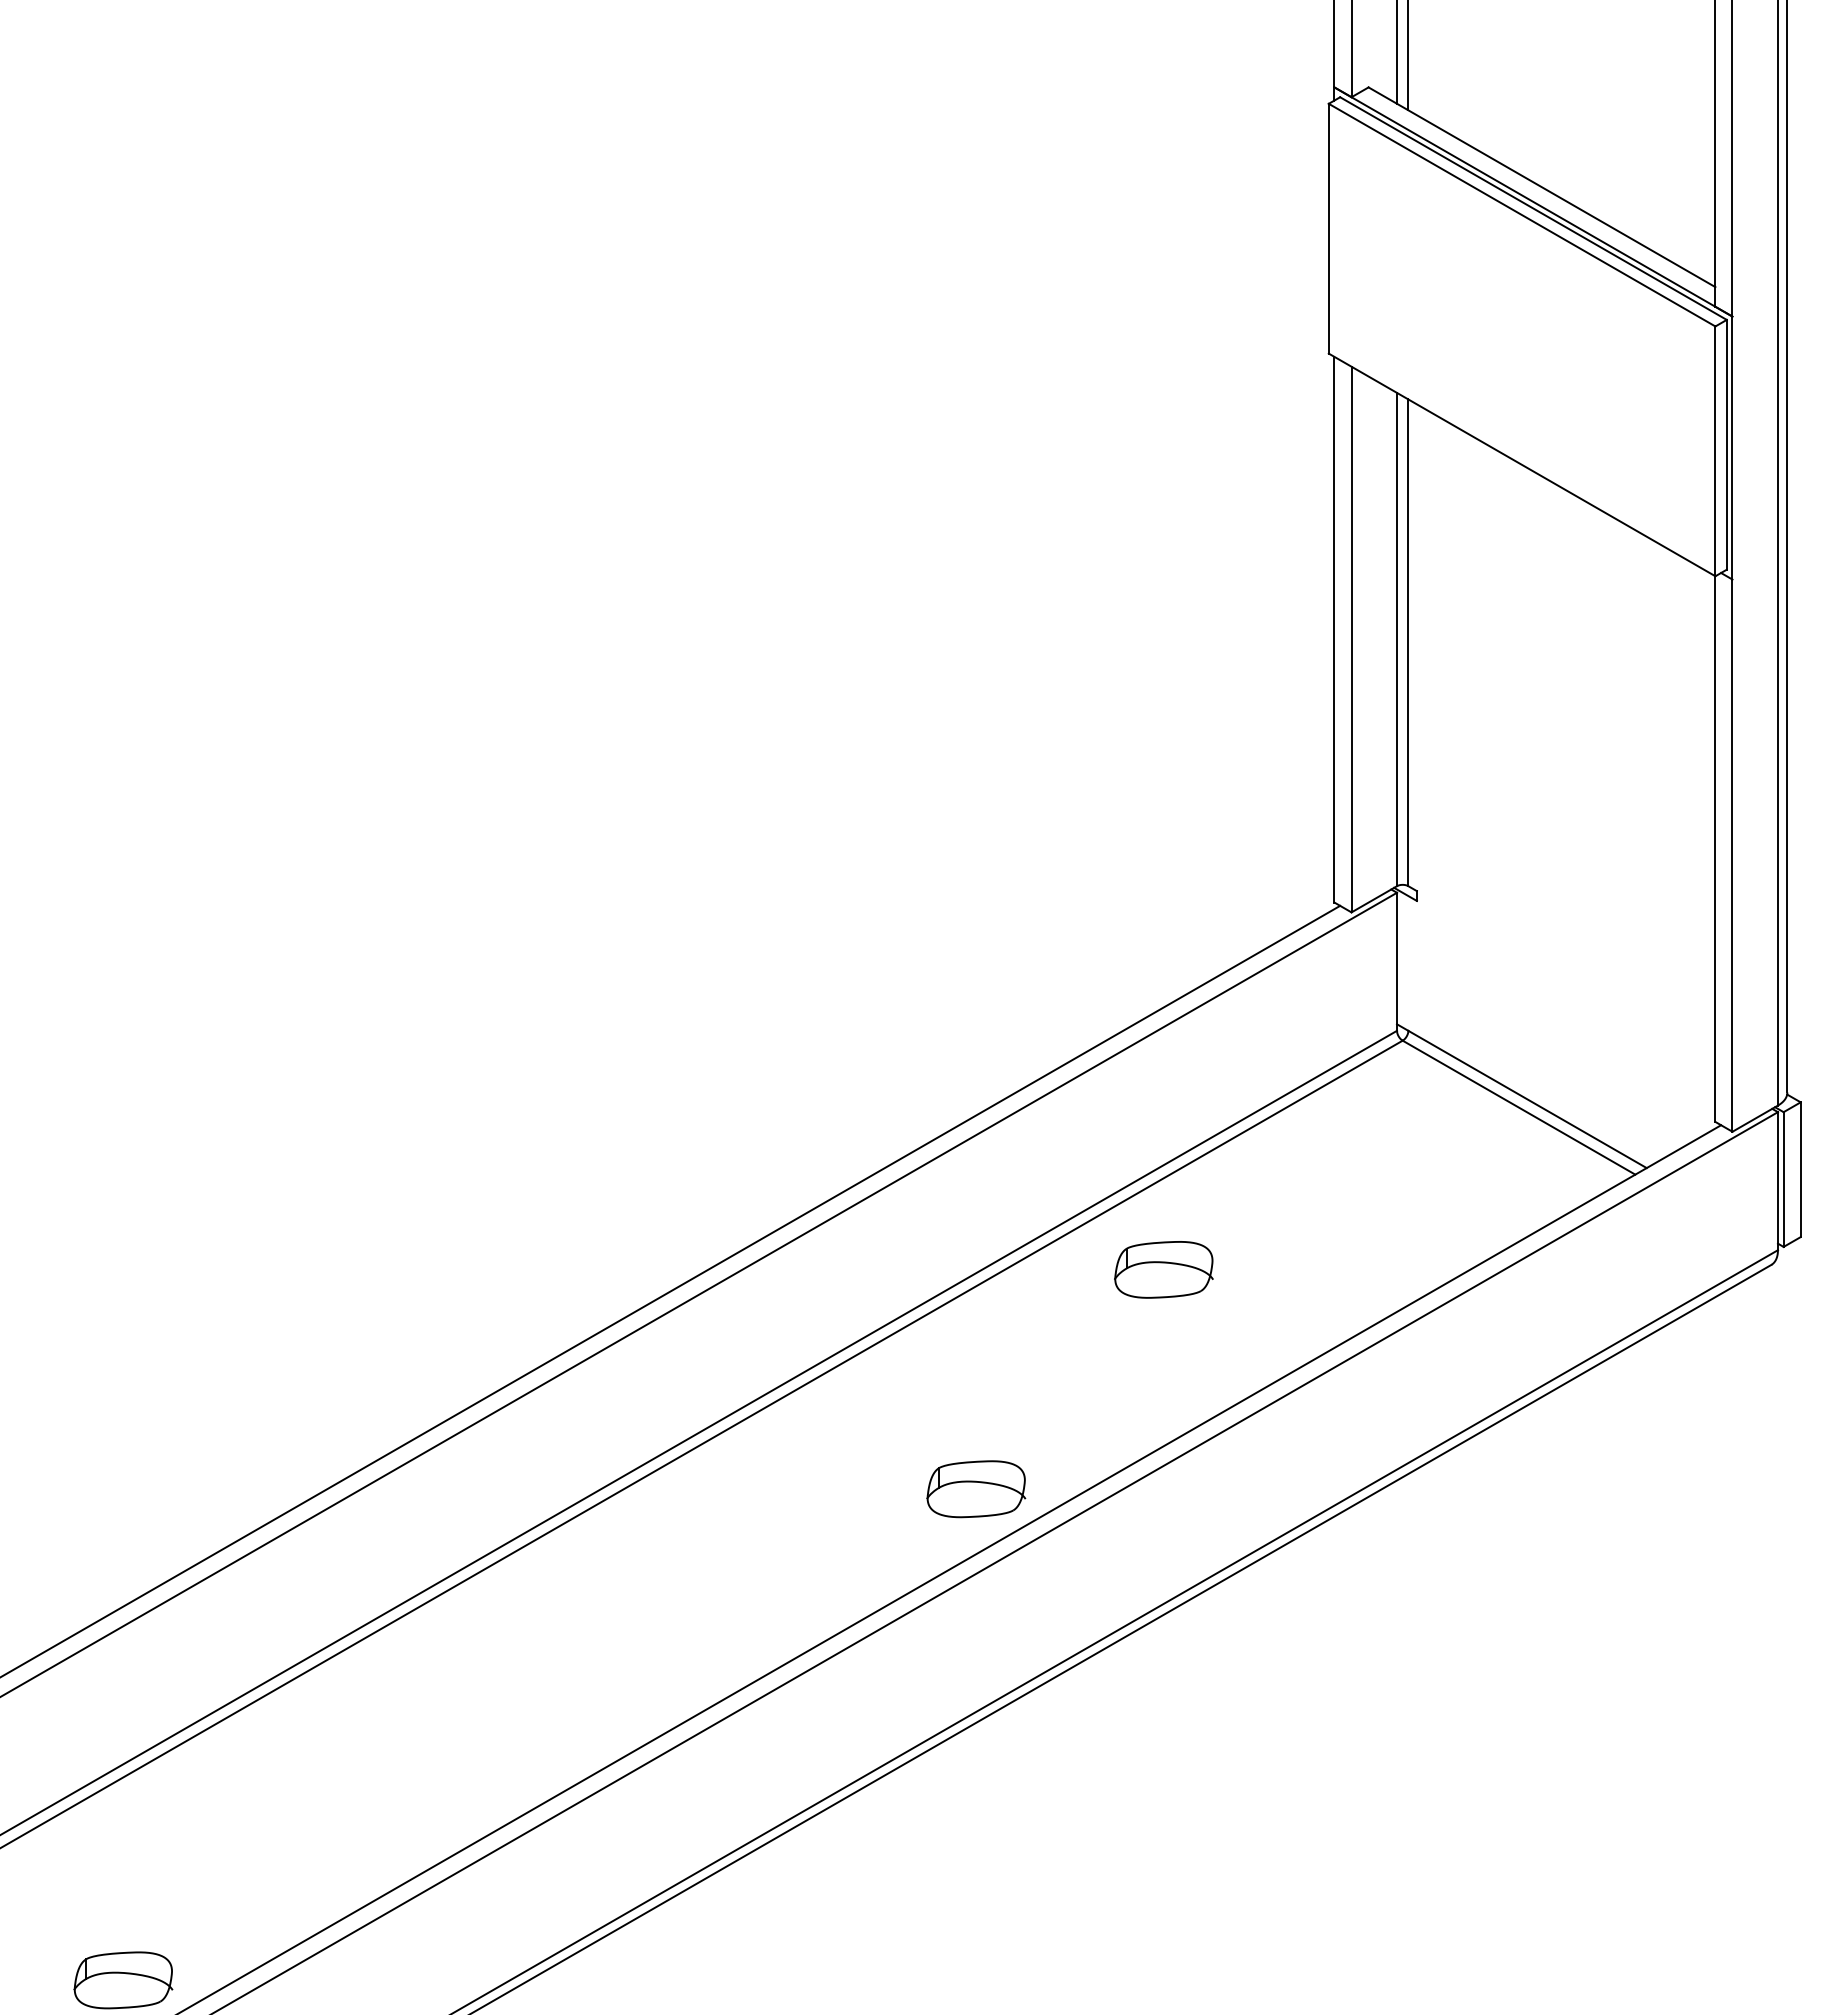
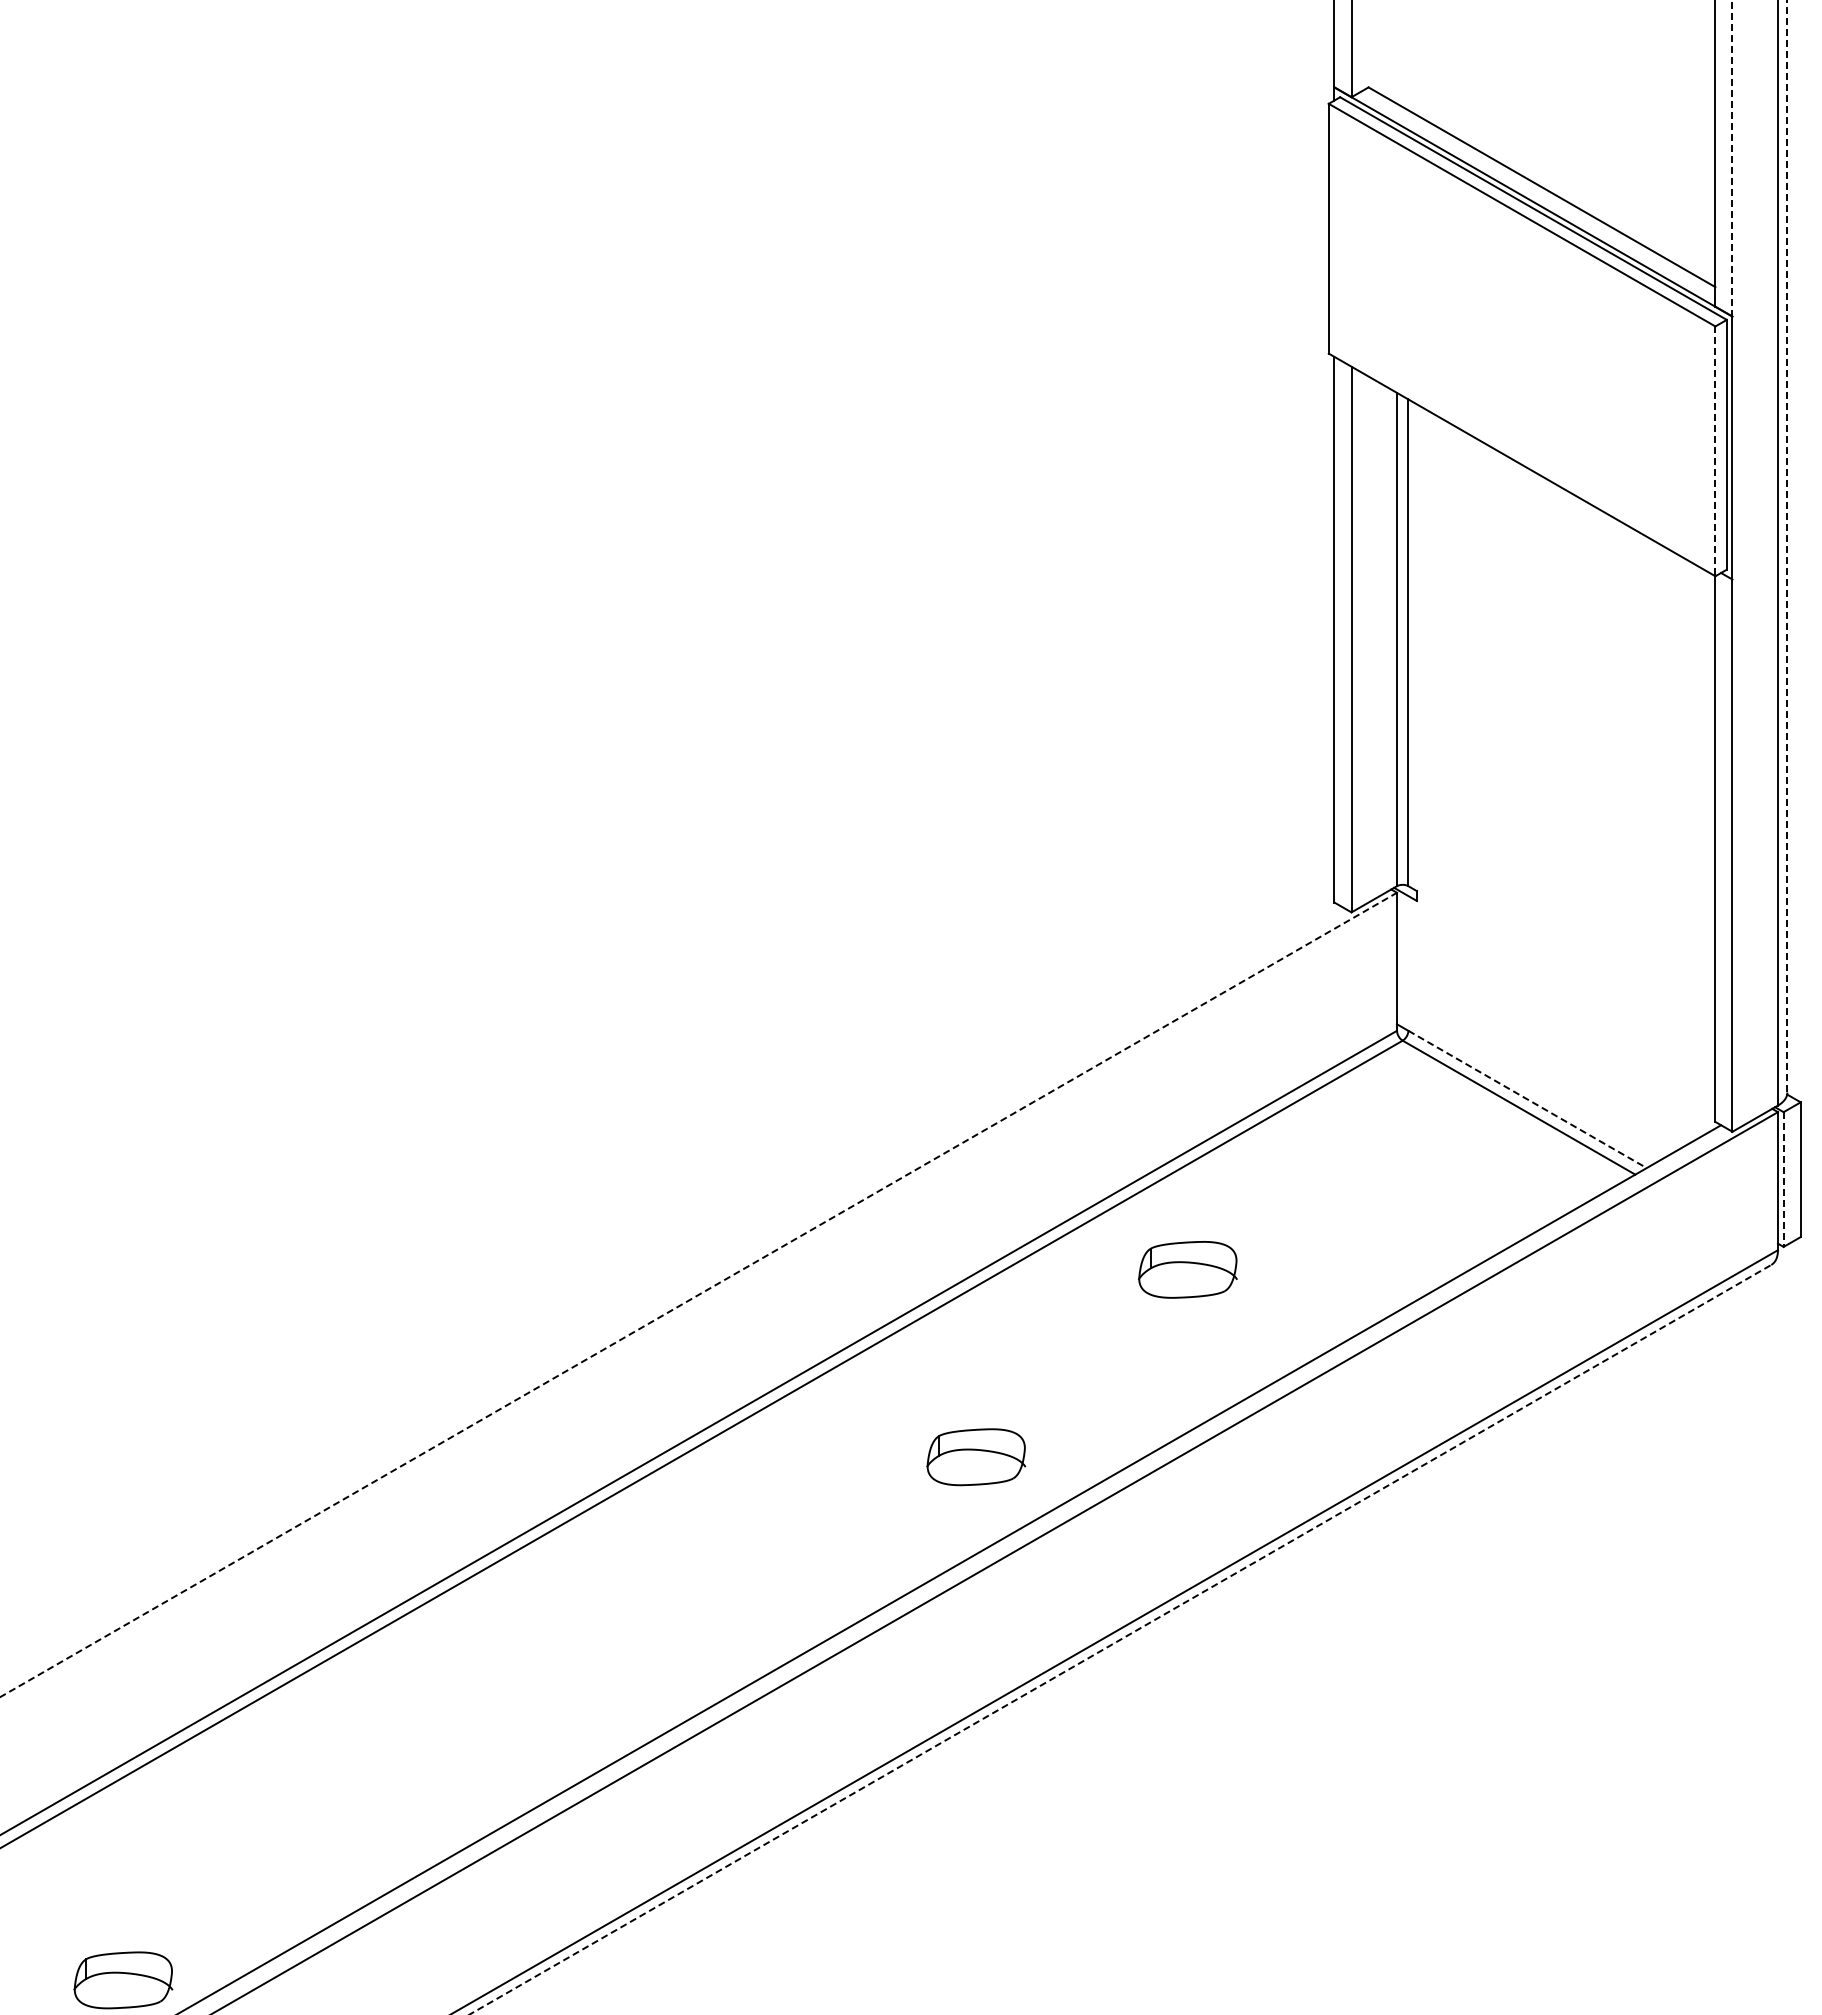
line: present -> none (1397, 52)
line: present -> none (1408, 56)
line: solid -> dashed (1732, 158)
line: solid -> dashed (1715, 451)
line: solid -> dashed (1787, 546)
line: solid -> dashed (1527, 1099)
line: solid -> dashed (1783, 1180)
part position: (1163, 1269) -> (1187, 1269) (1187, 1269)
line: present -> none (671, 1290)
line: solid -> dashed (698, 1294)
part position: (976, 1489) -> (976, 1457) (976, 1457)
line: solid -> dashed (1120, 1639)
